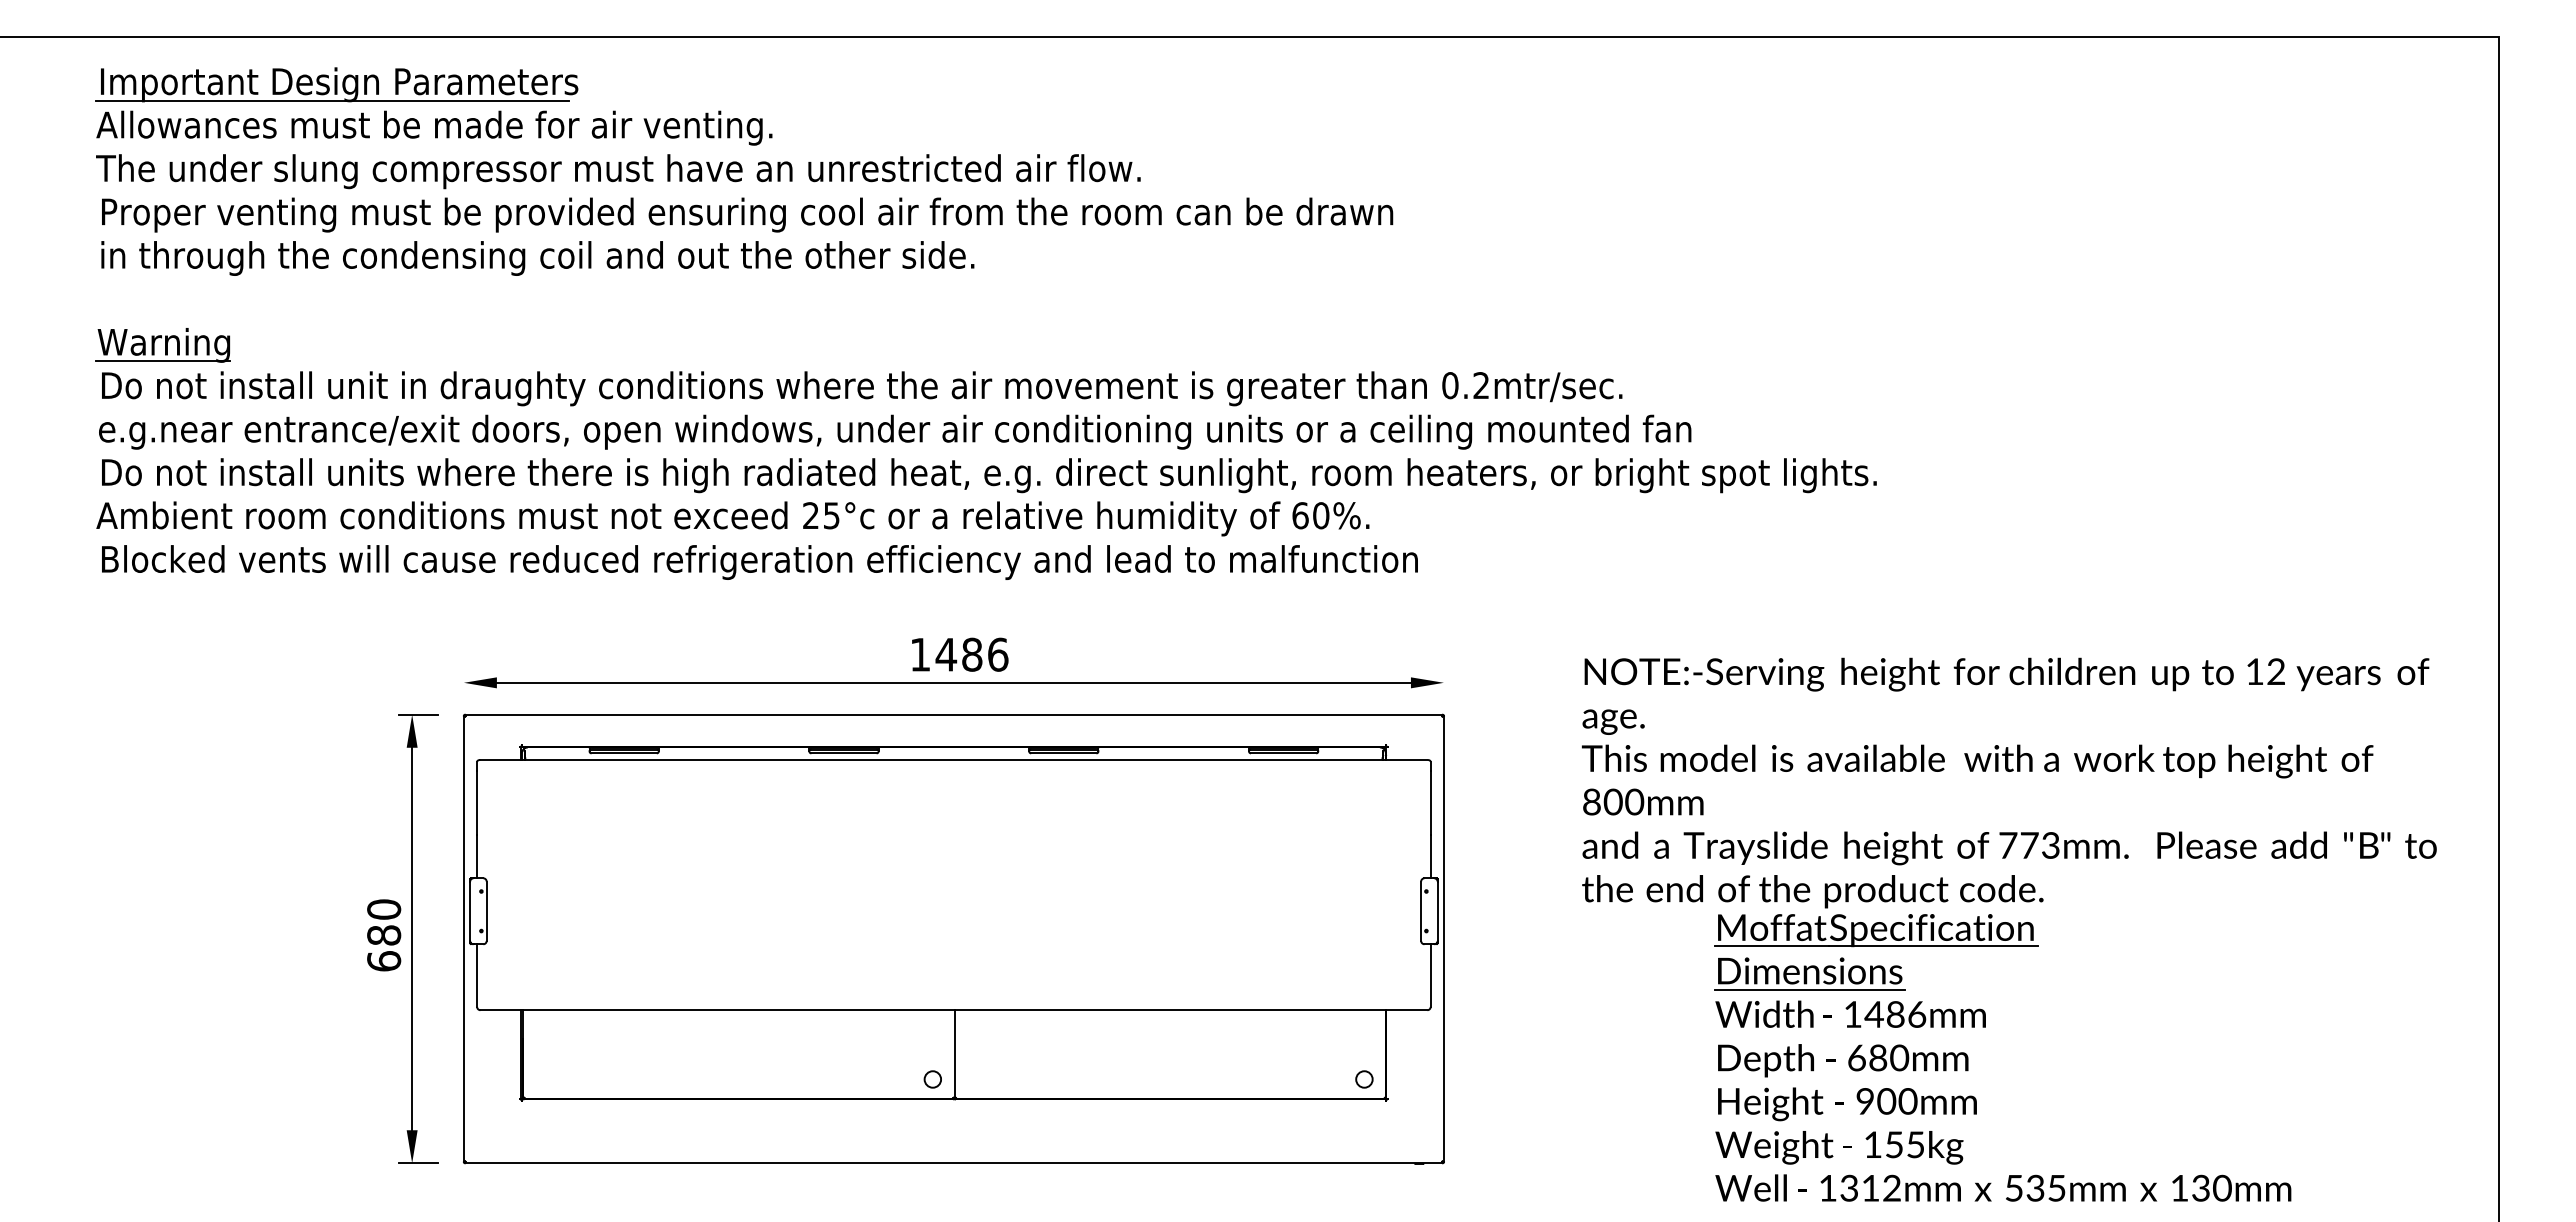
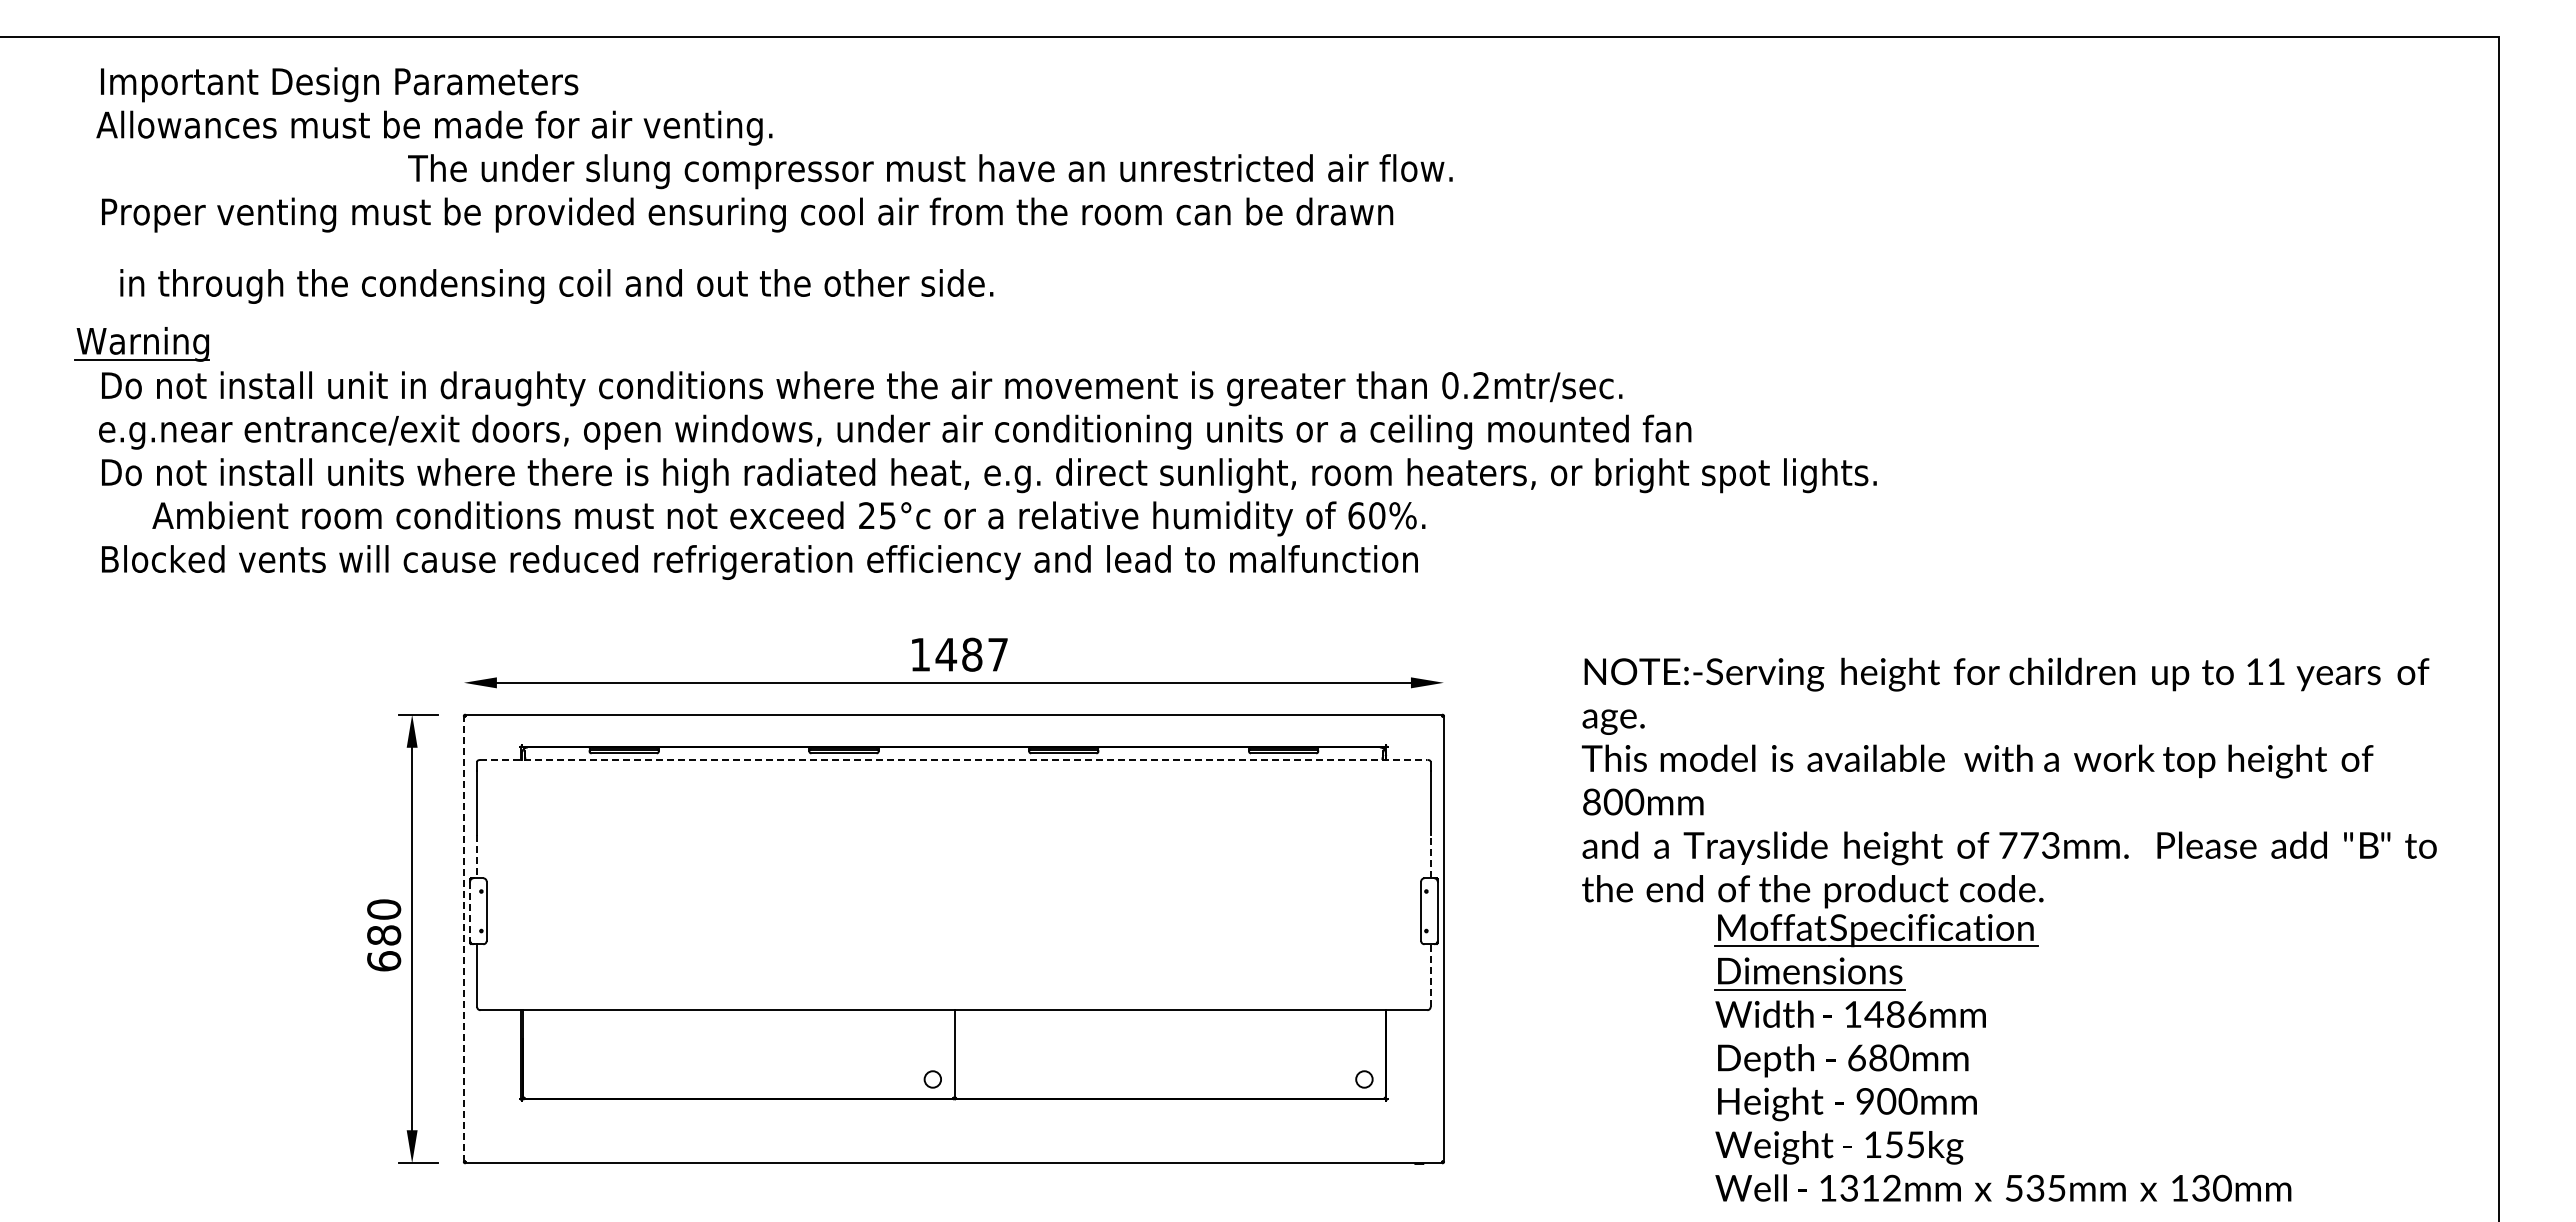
line: present -> none (332, 100)
text position: (618, 171) -> (930, 171) (930, 171)
text position: (537, 258) -> (556, 286) (556, 286)
part position: (162, 345) -> (141, 344) (141, 344)
text position: (732, 518) -> (788, 518) (788, 518)
text: 1486 -> 1487 (998, 654)
text: 12 -> 11 (2275, 671)
line: solid -> dashed (954, 759)
line: solid -> dashed (1430, 856)
line: solid -> dashed (477, 857)
line: solid -> dashed (470, 911)
line: solid -> dashed (463, 938)
line: solid -> dashed (1430, 975)
